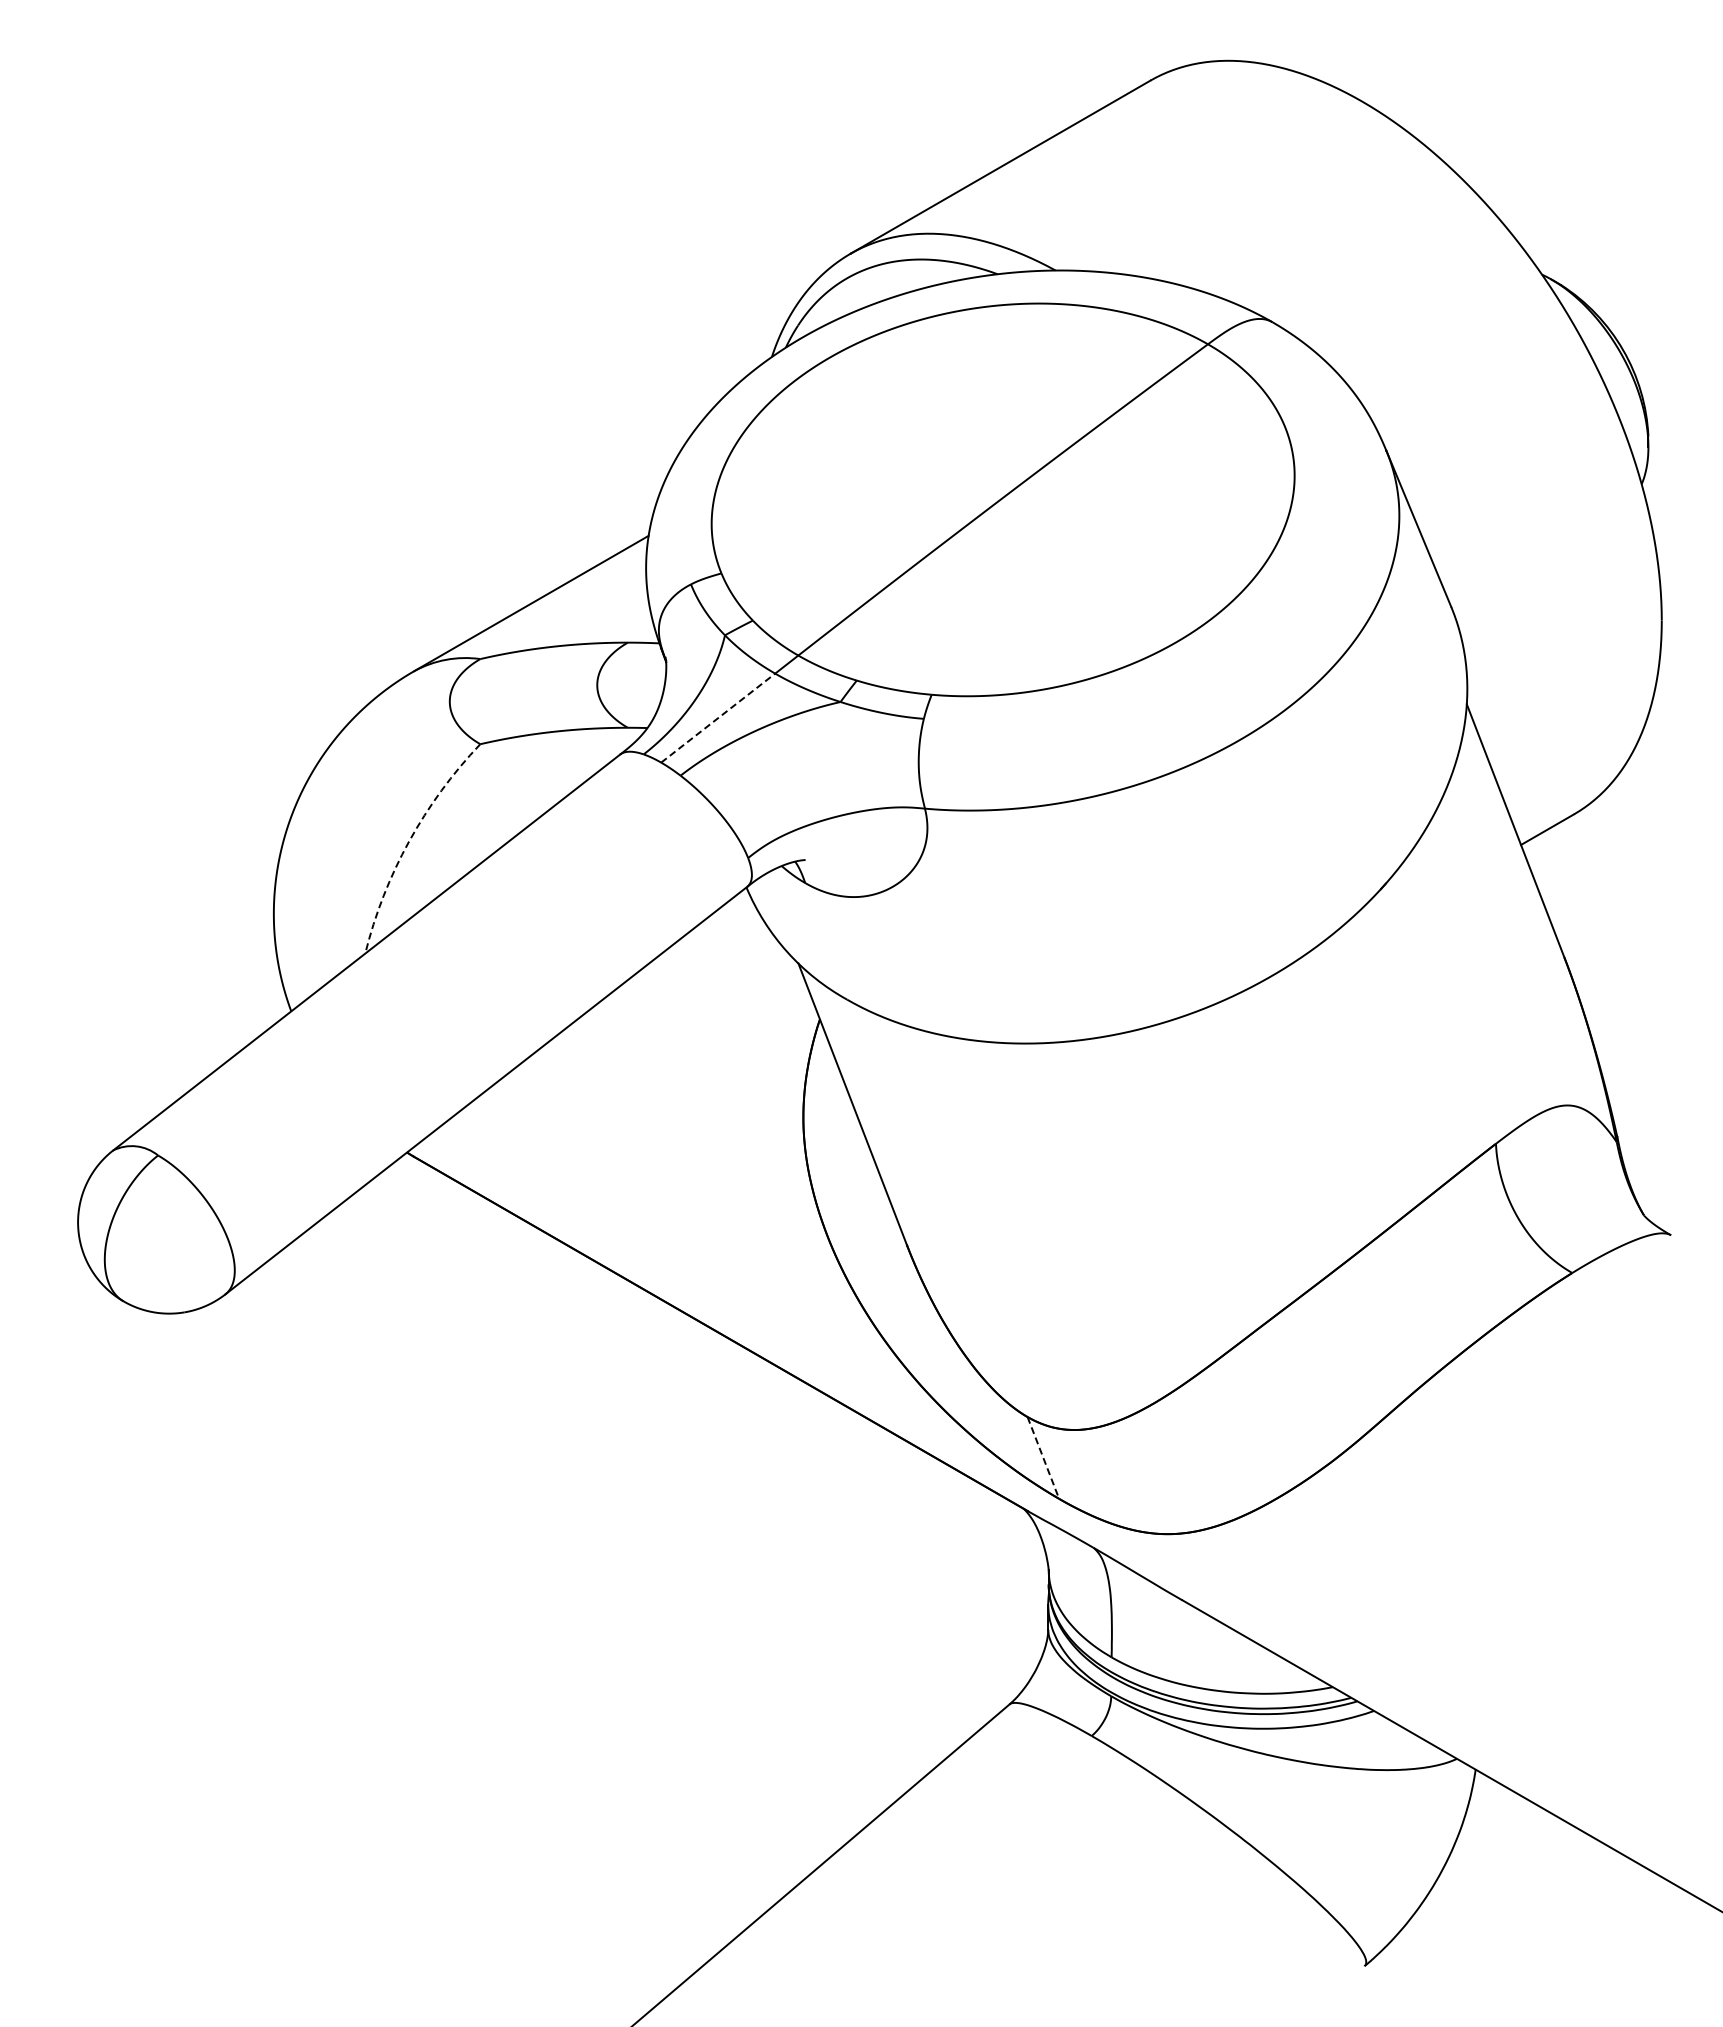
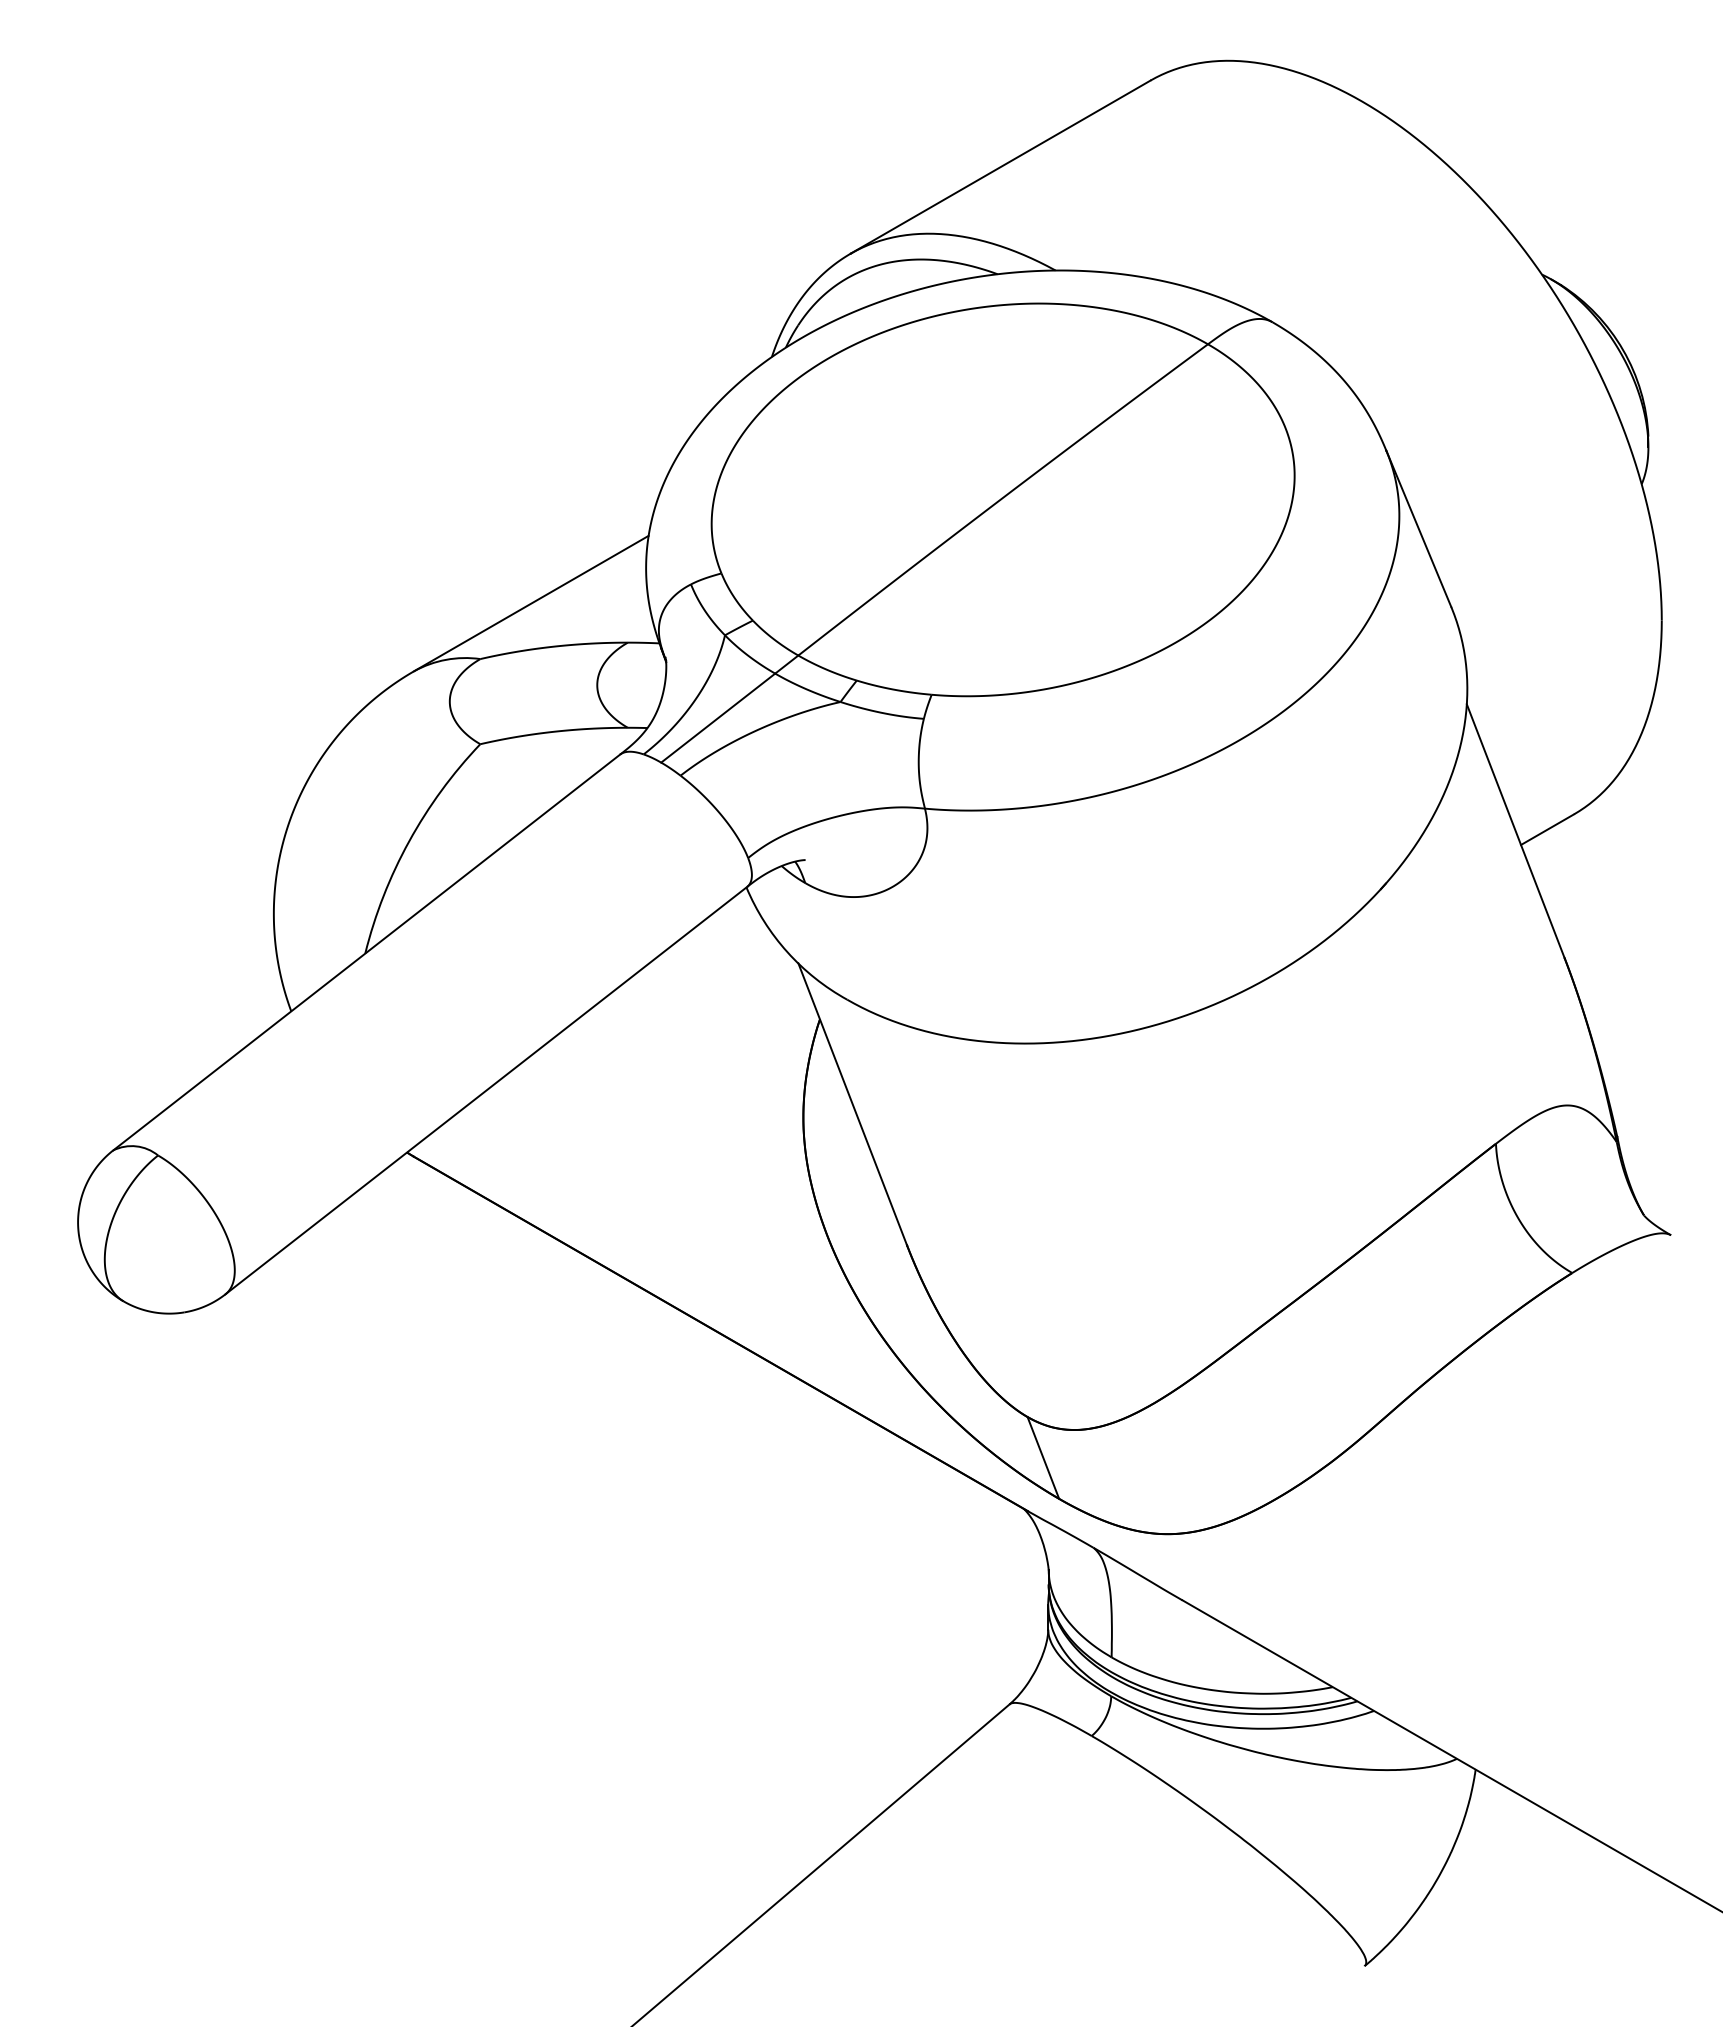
line: dashed -> solid (718, 717)
arc: dashed -> solid (409, 841)
line: dashed -> solid (1043, 1457)
